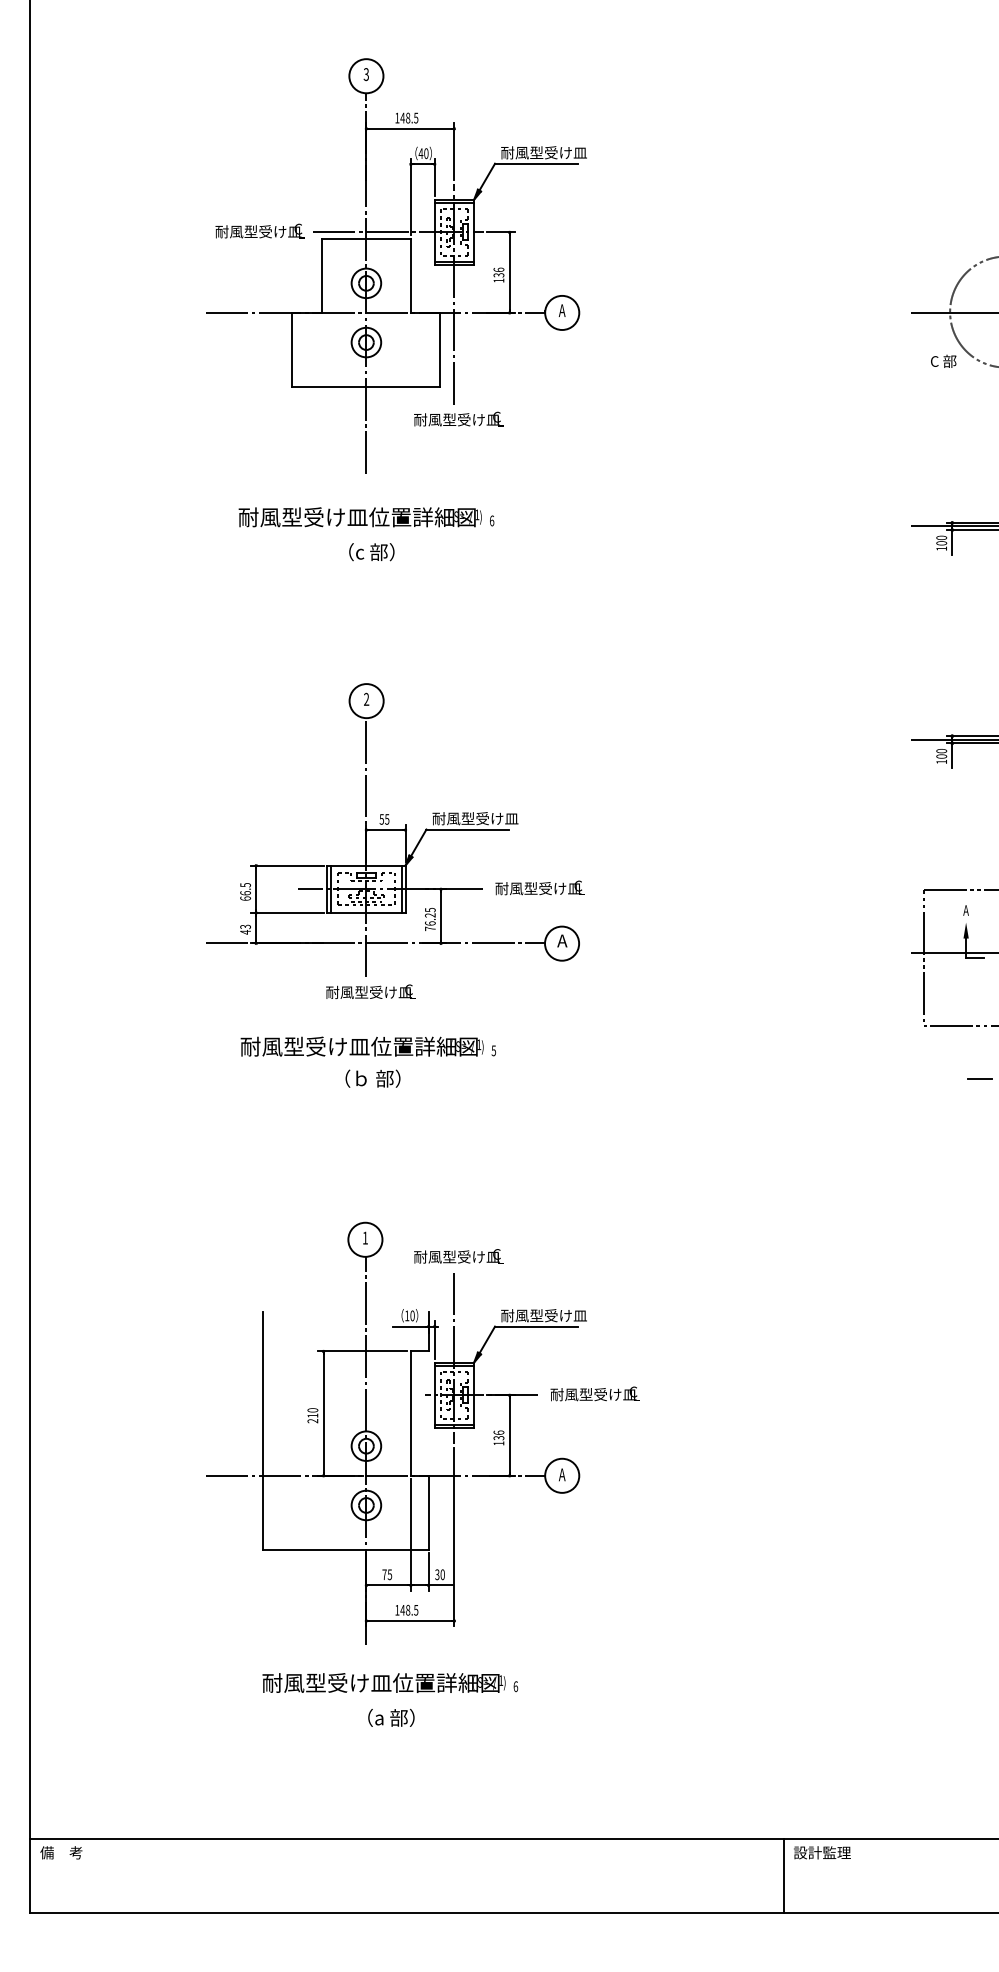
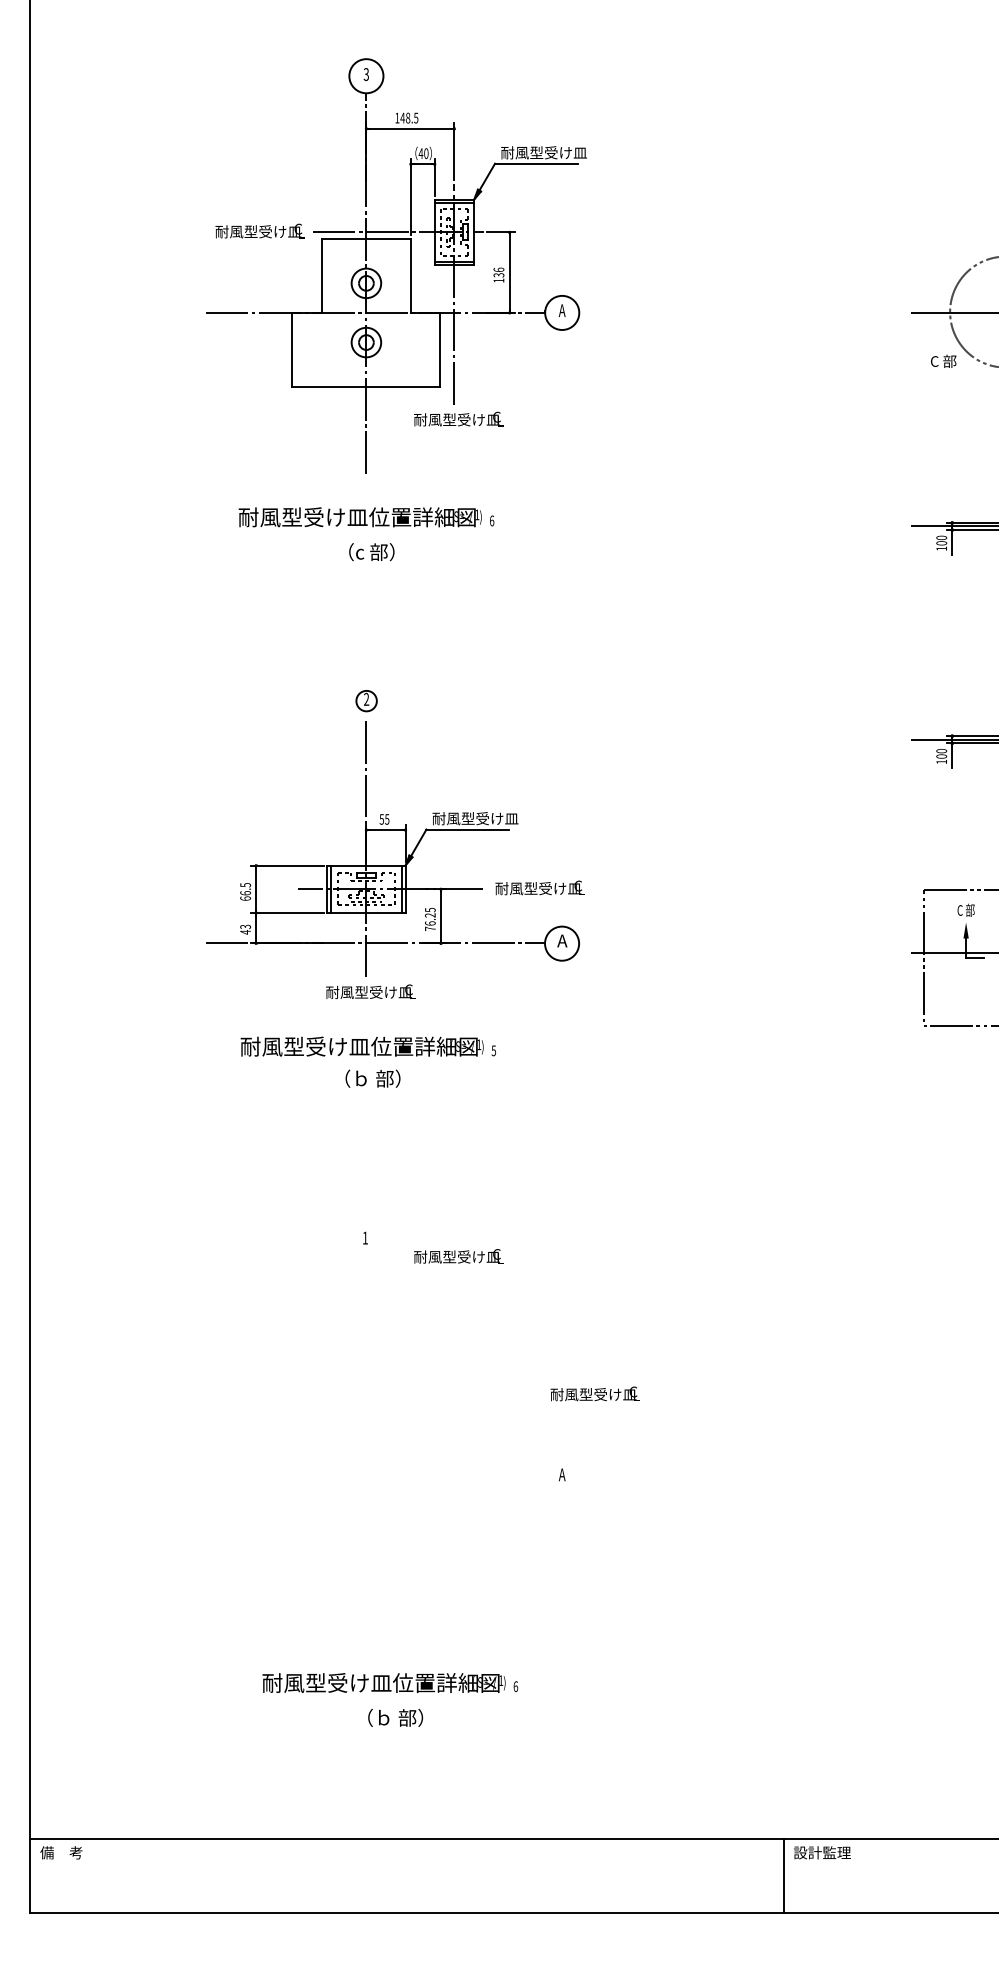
circle diameter: 34 px -> 20 px (366, 700)
text: A -> C 部 (965, 909)
line: present -> none (980, 1079)
part: present -> none (410, 1432)
text: （a 部） -> （ｂ 部） (399, 1717)
